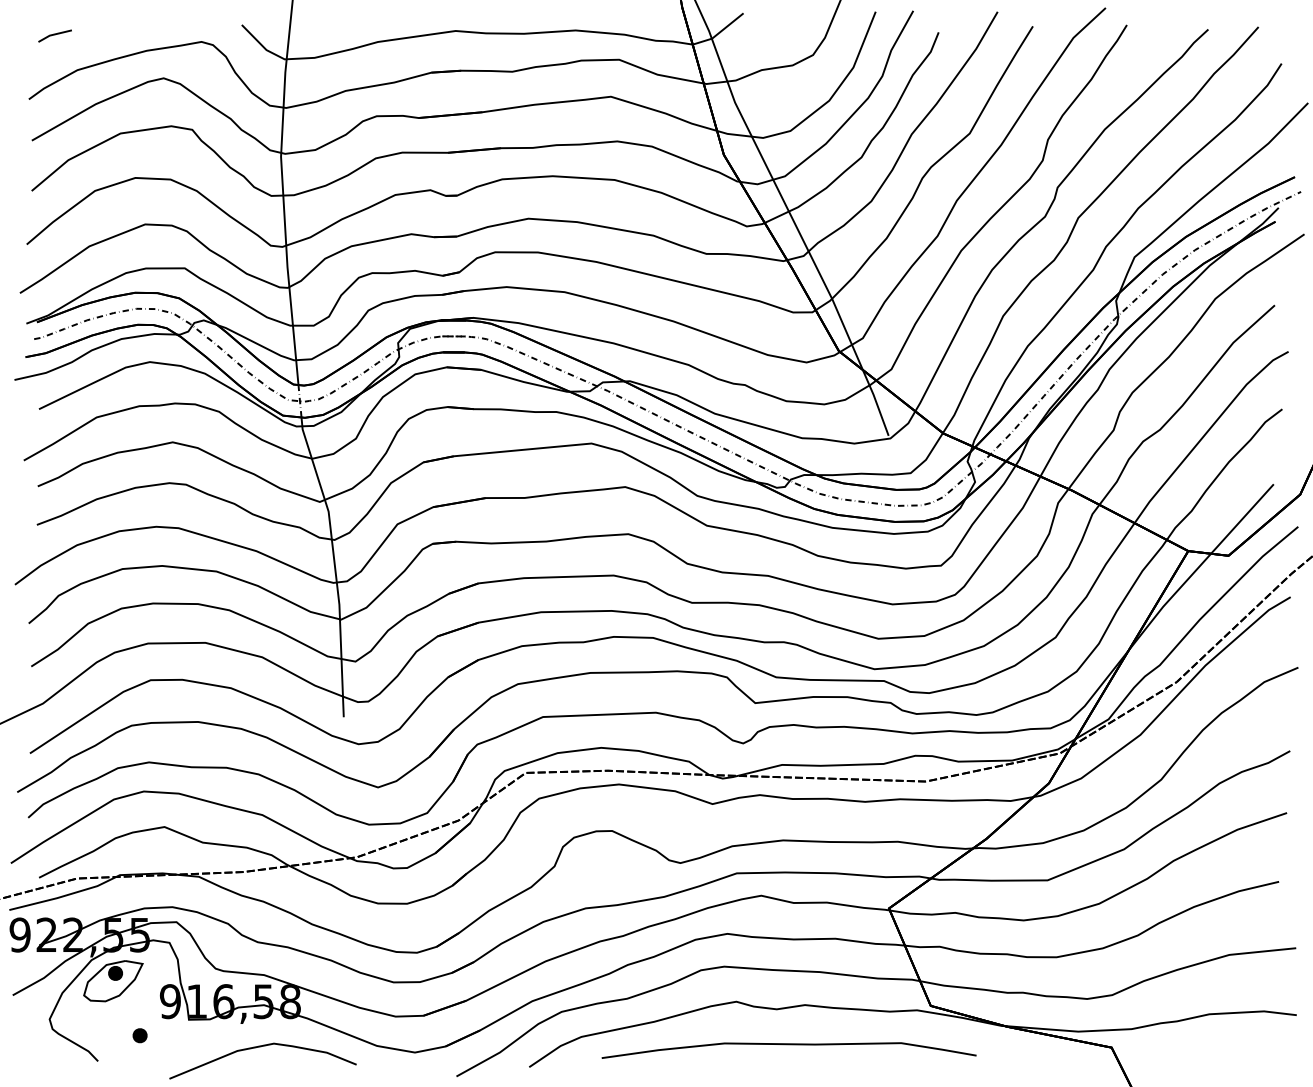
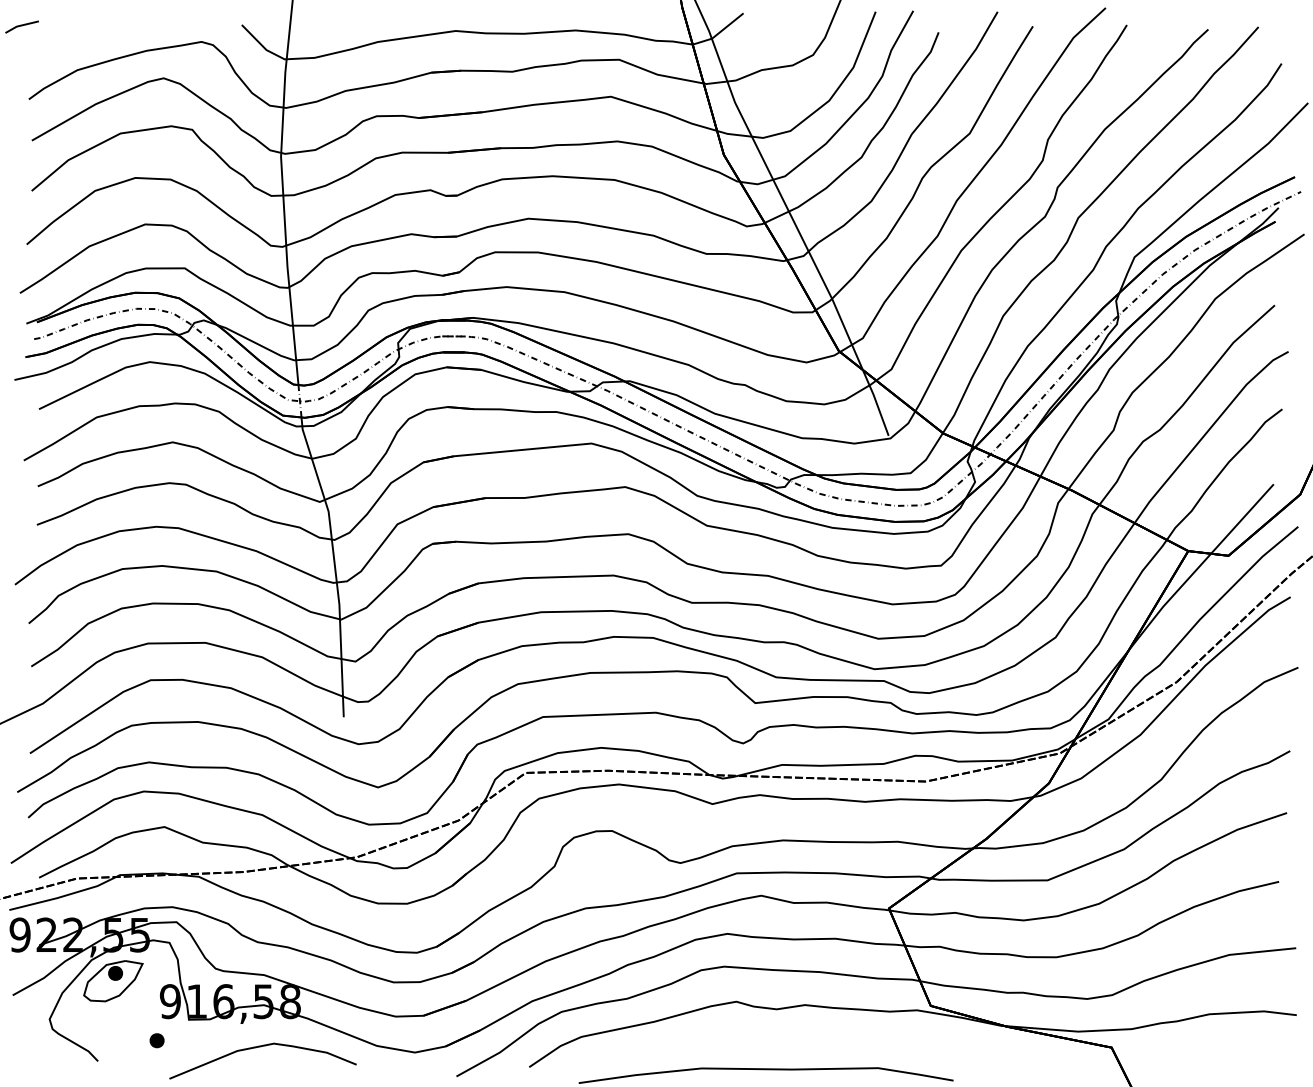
line position: (54, 35) -> (21, 26) (21, 26)
part position: (139, 1035) -> (156, 1040) (156, 1040)
curve position: (788, 1045) -> (765, 1070) (765, 1070)
